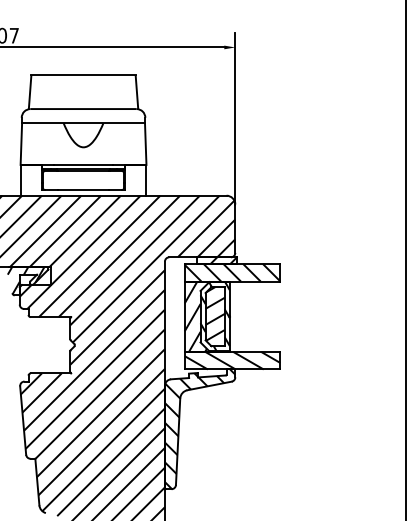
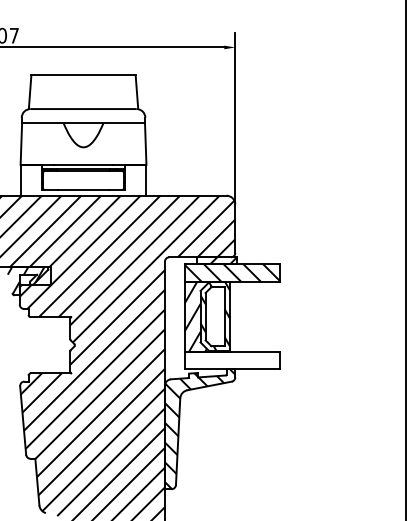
hatch: present -> none (214, 316)
hatch: present -> none (232, 360)
